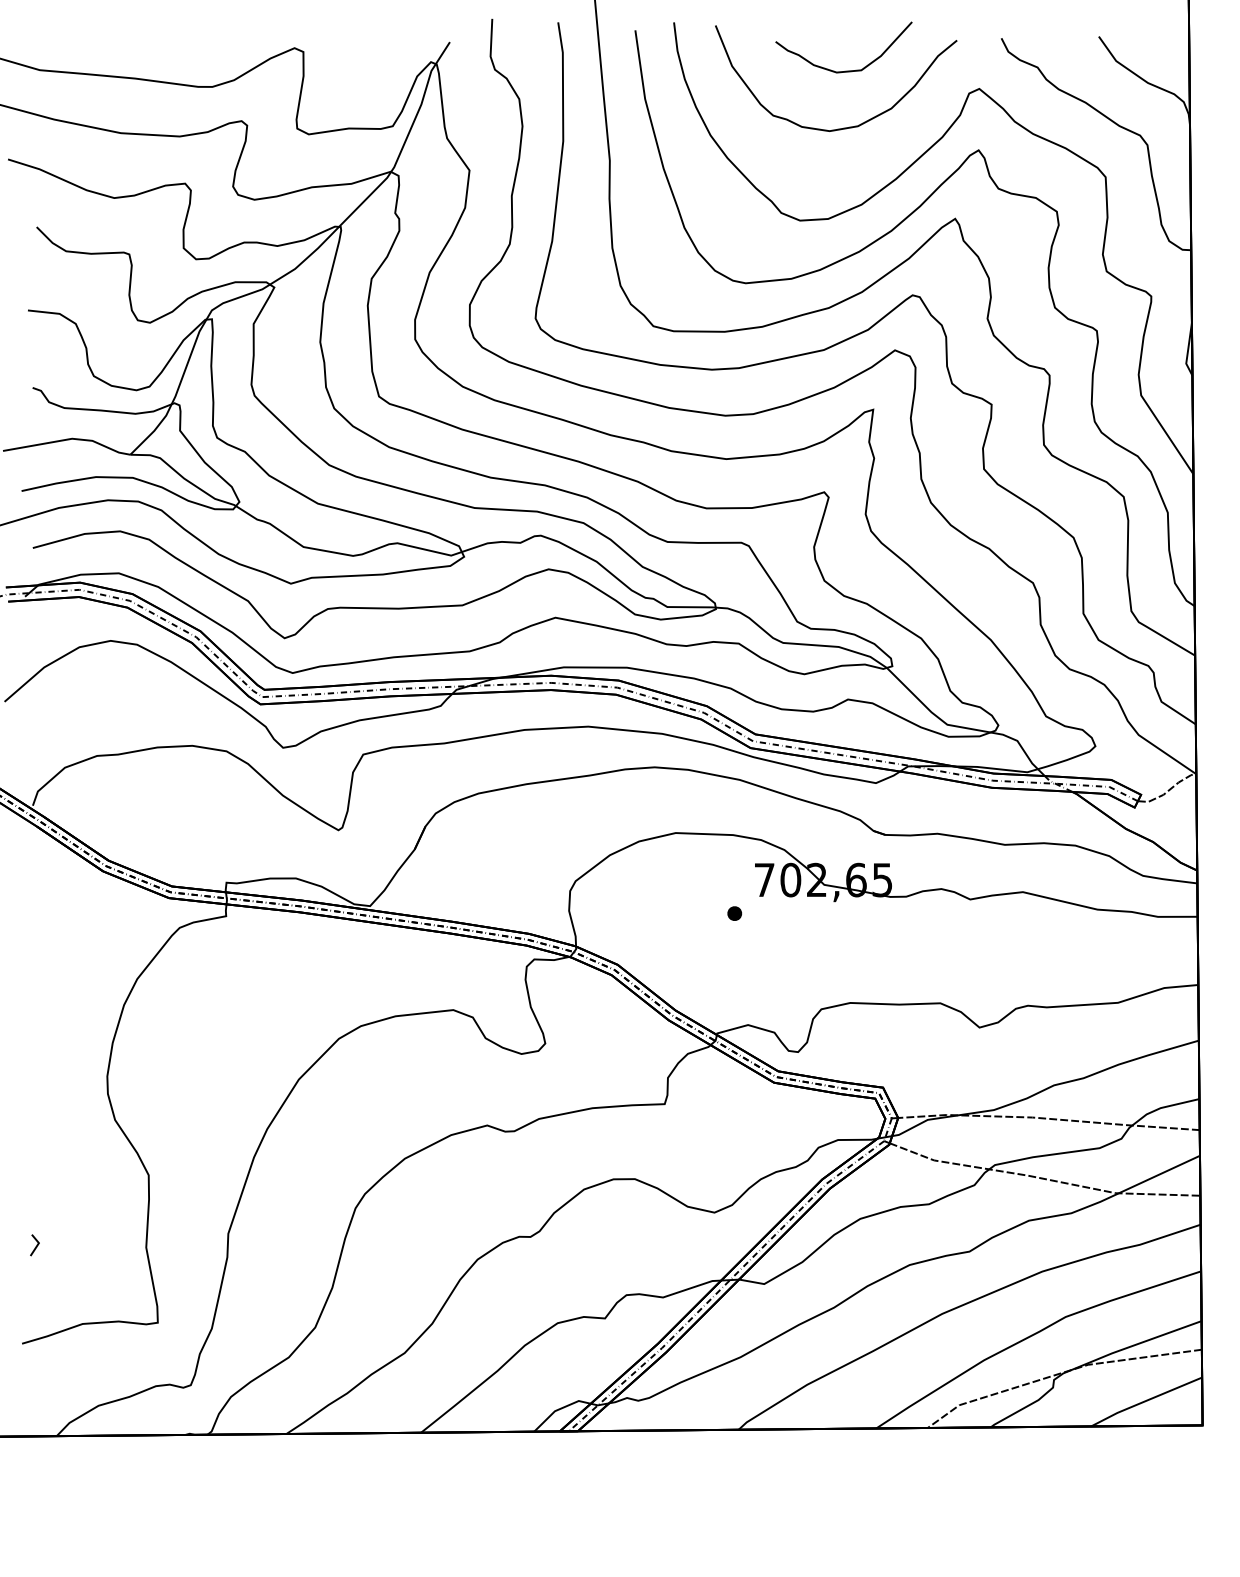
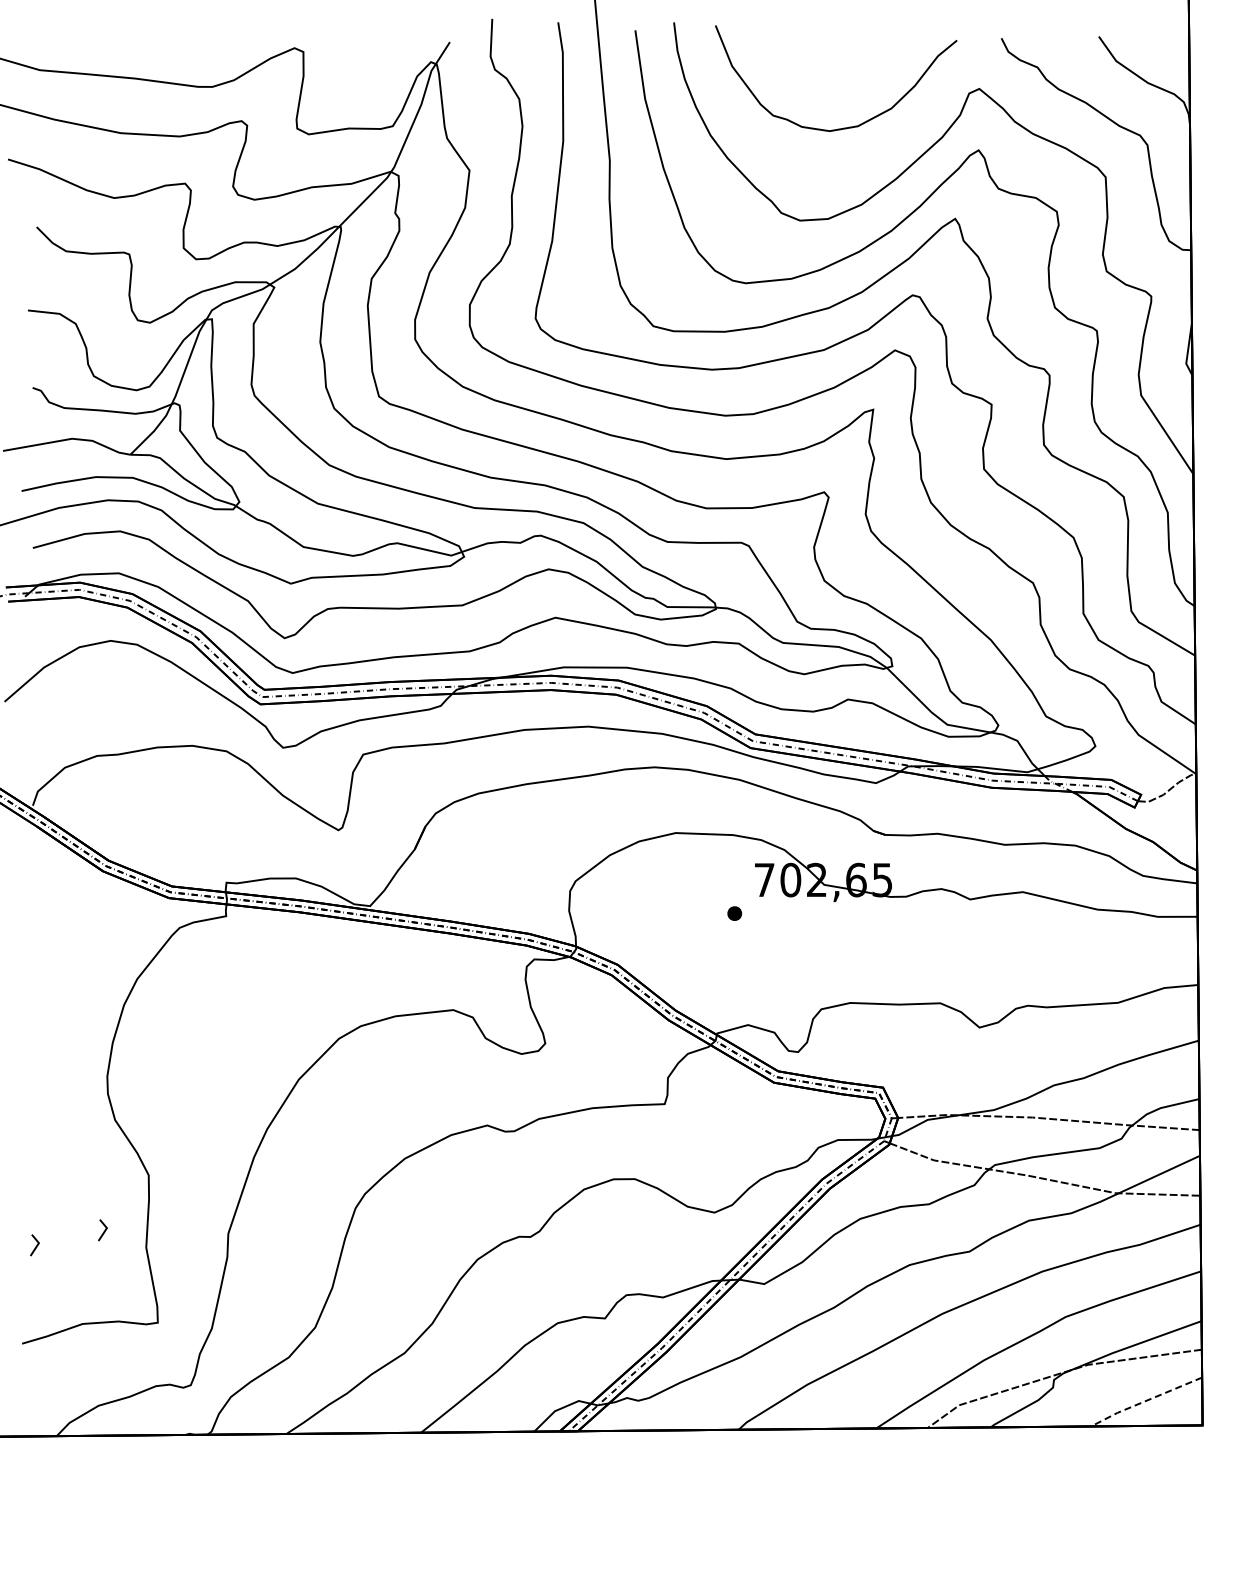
curve: present -> none (845, 70)
line: none -> present (103, 1231)
line: solid -> dashed (1145, 1401)
